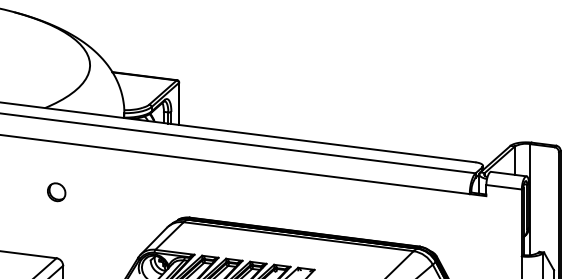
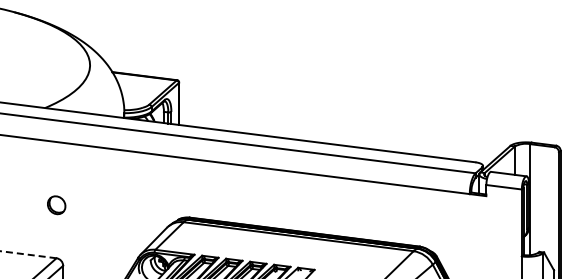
part position: (56, 192) -> (56, 205) (56, 205)
line: solid -> dashed (27, 254)
